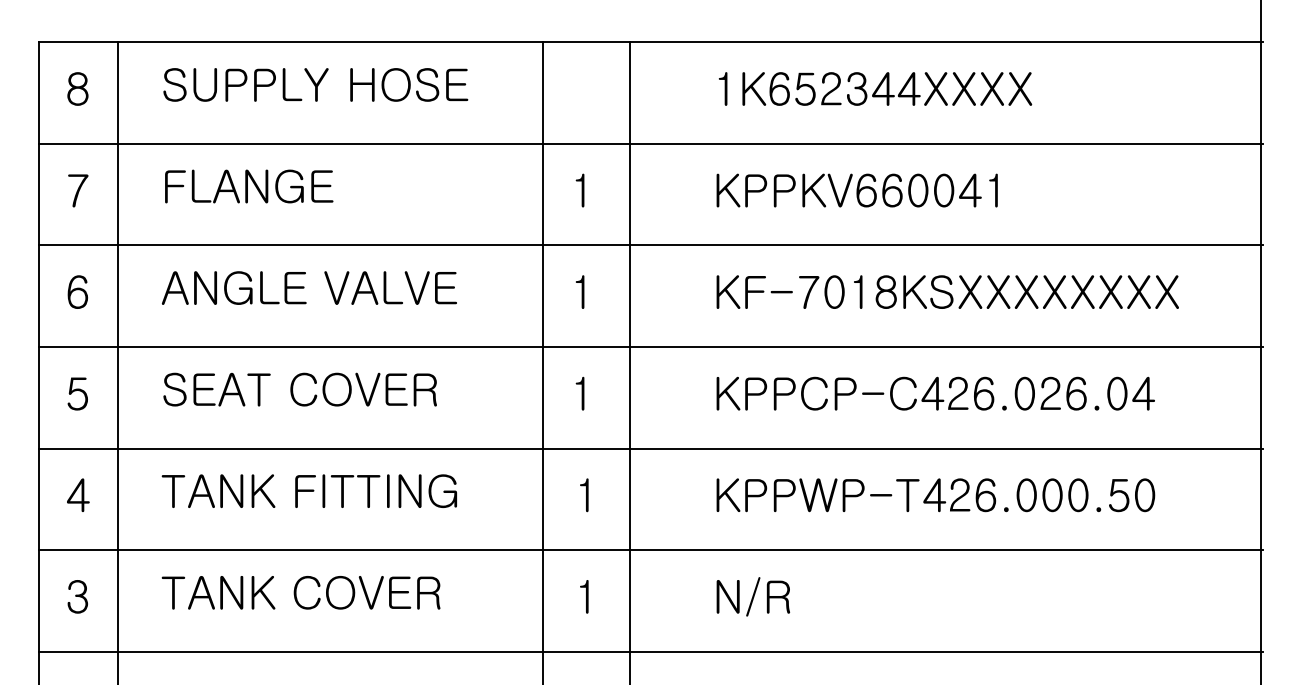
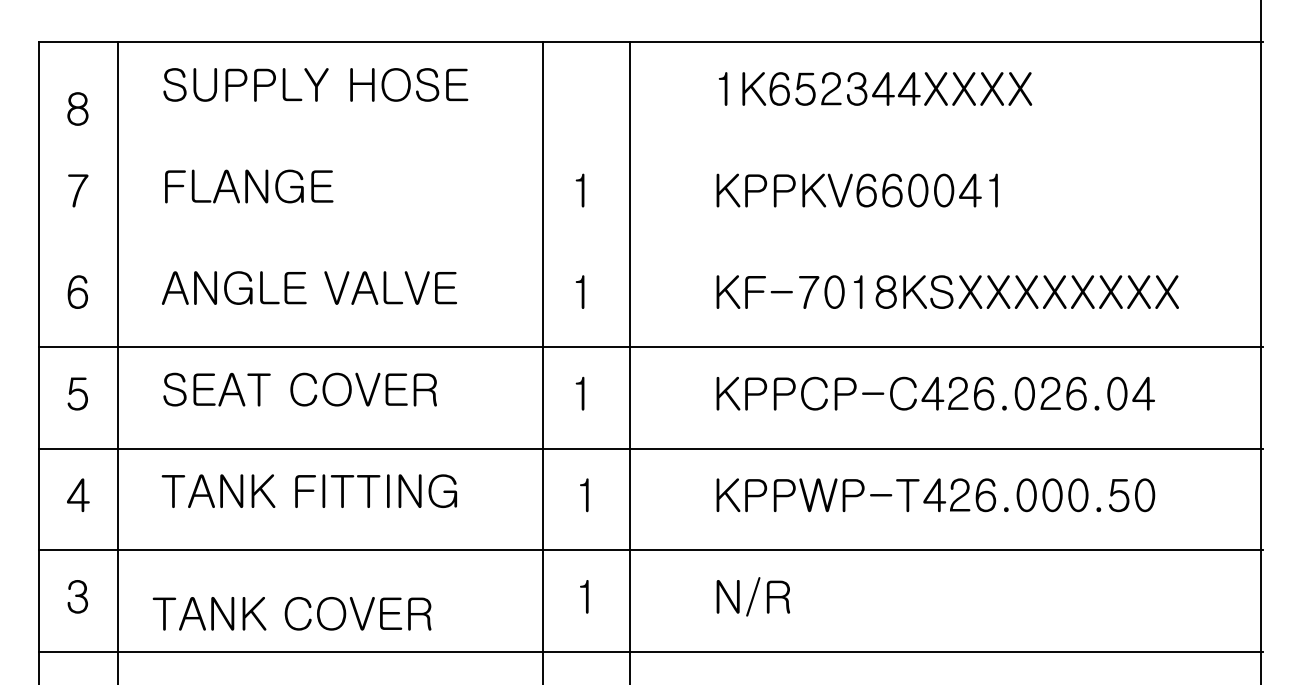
text position: (77, 88) -> (77, 108) (77, 108)
line: present -> none (650, 143)
line: present -> none (650, 245)
text position: (300, 592) -> (291, 613) (291, 613)
